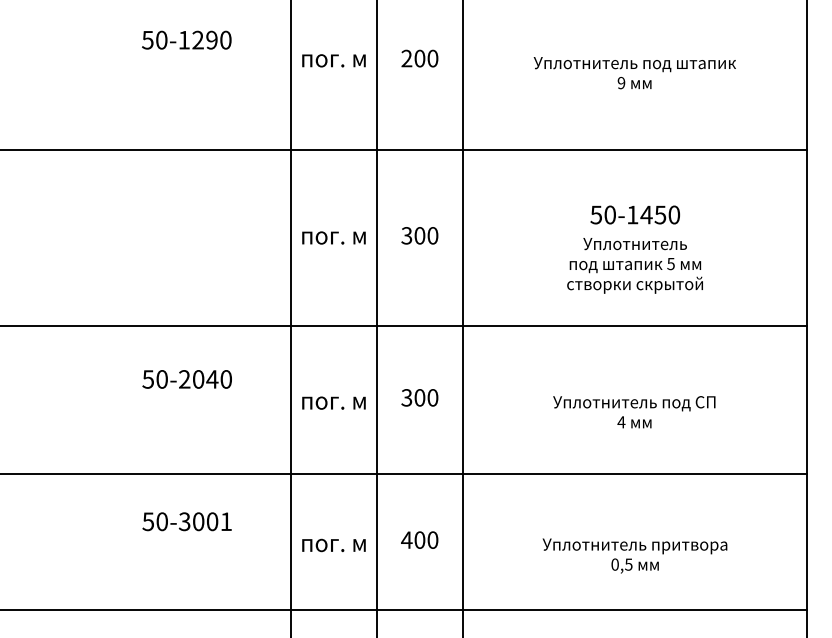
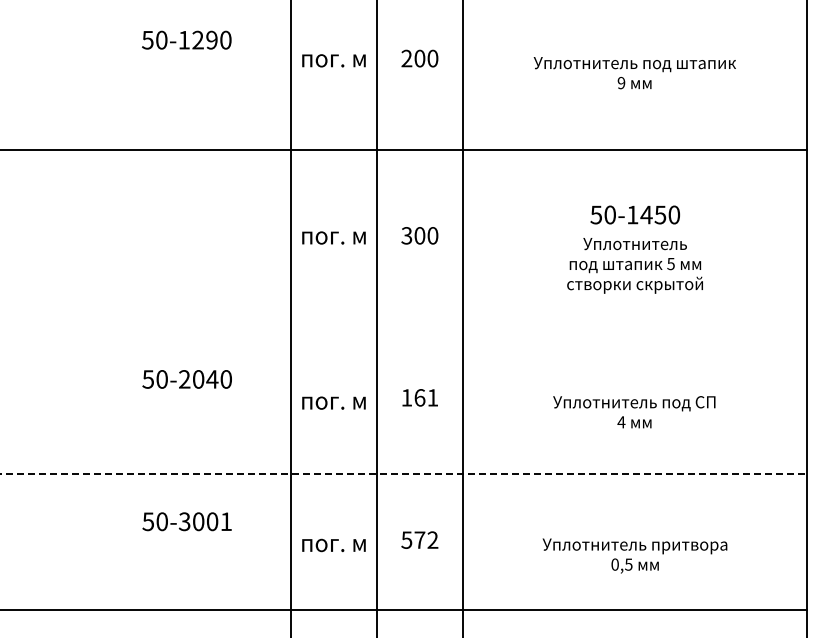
line: present -> none (404, 325)
text: 300 -> 161 (419, 397)
line: solid -> dashed (404, 474)
text: 400 -> 572 (419, 539)
